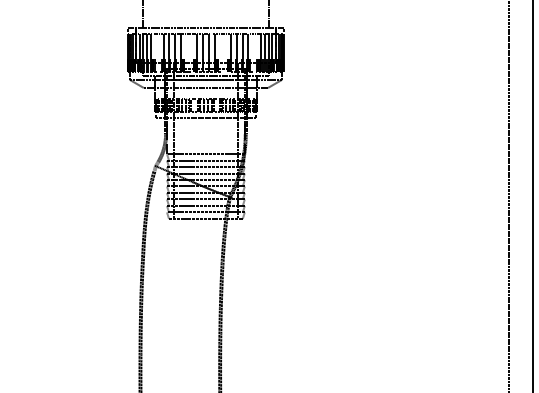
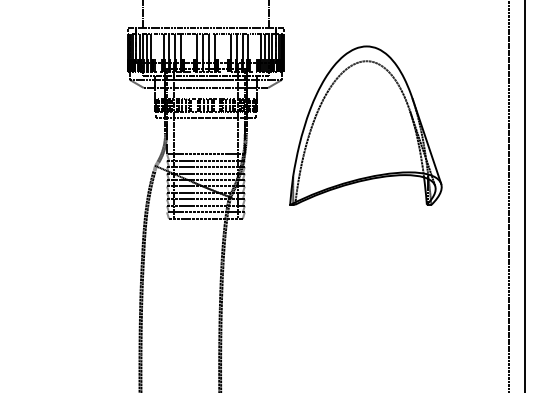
part: none -> present (365, 125)
line position: (532, 195) -> (524, 195) (524, 195)
